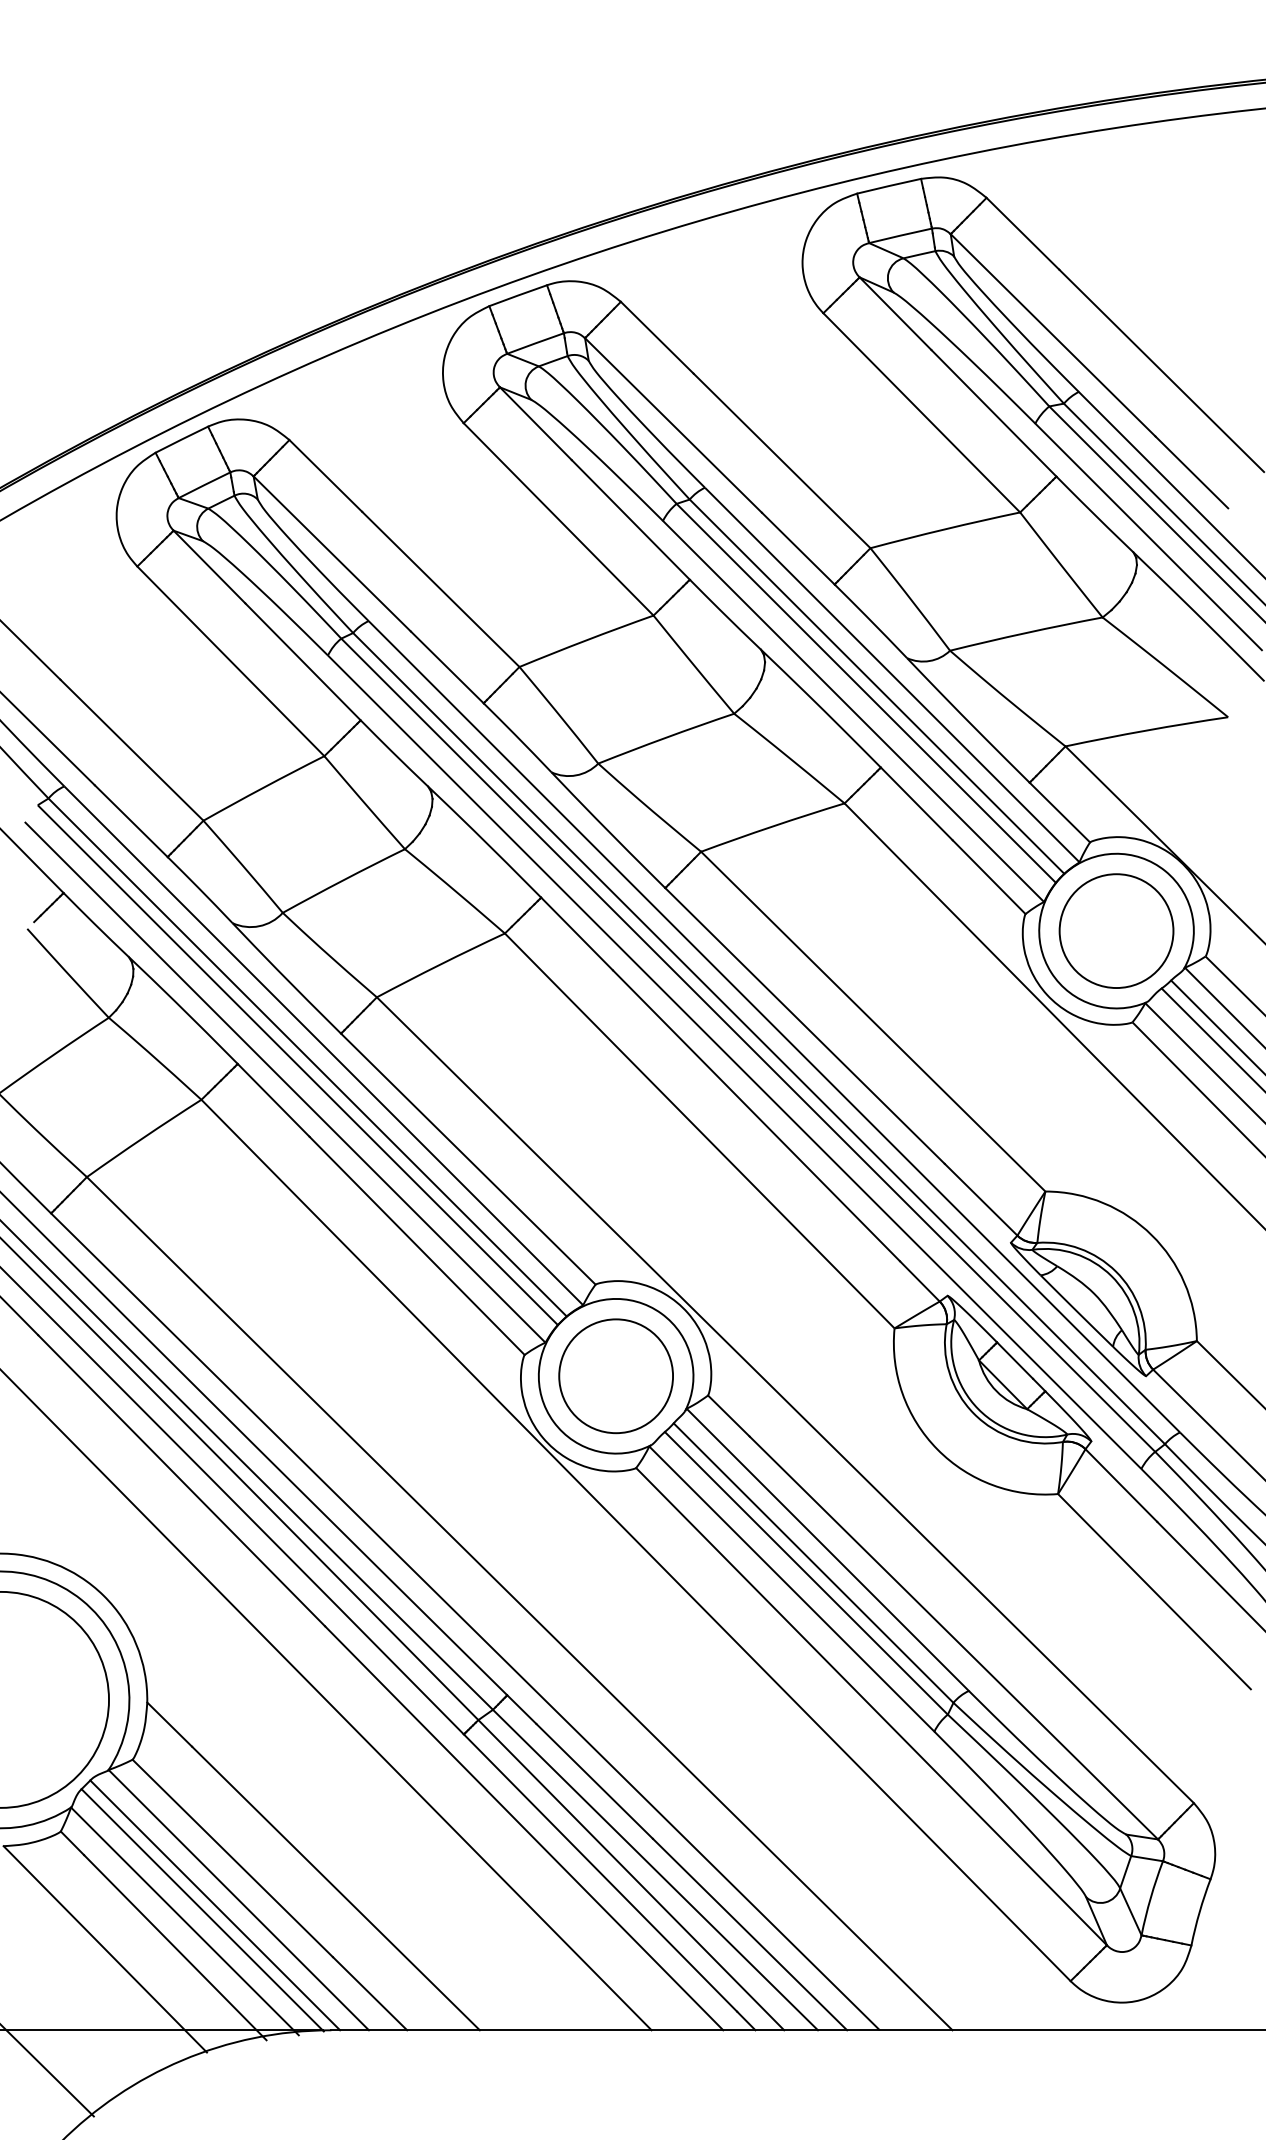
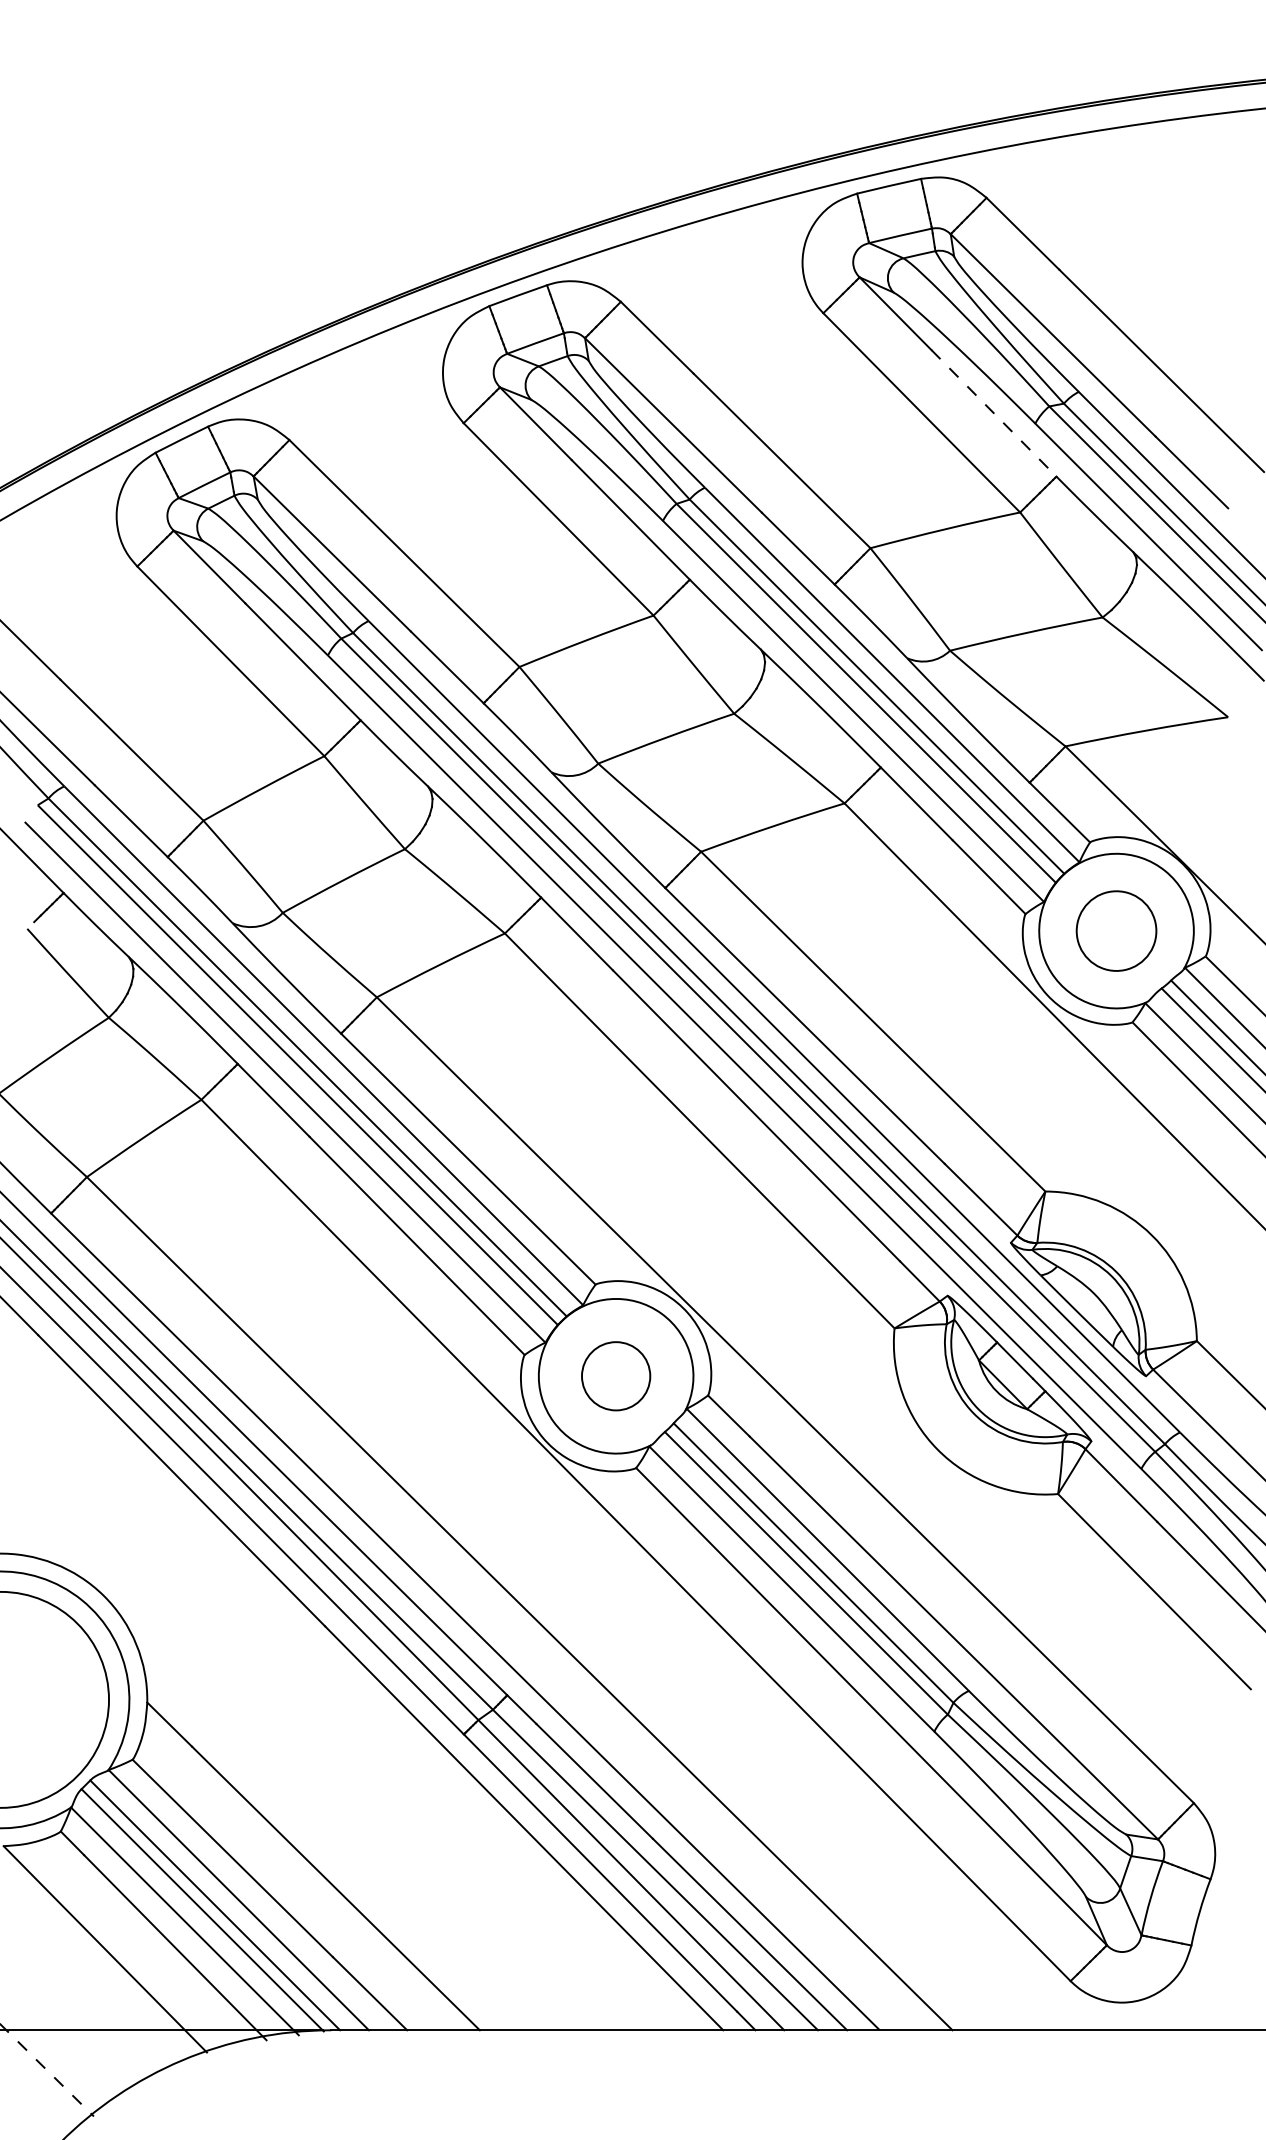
line: solid -> dashed (993, 413)
circle diameter: 114 px -> 80 px (1116, 930)
circle diameter: 114 px -> 68 px (616, 1376)
line: present -> none (326, 1700)
line: solid -> dashed (47, 2070)
